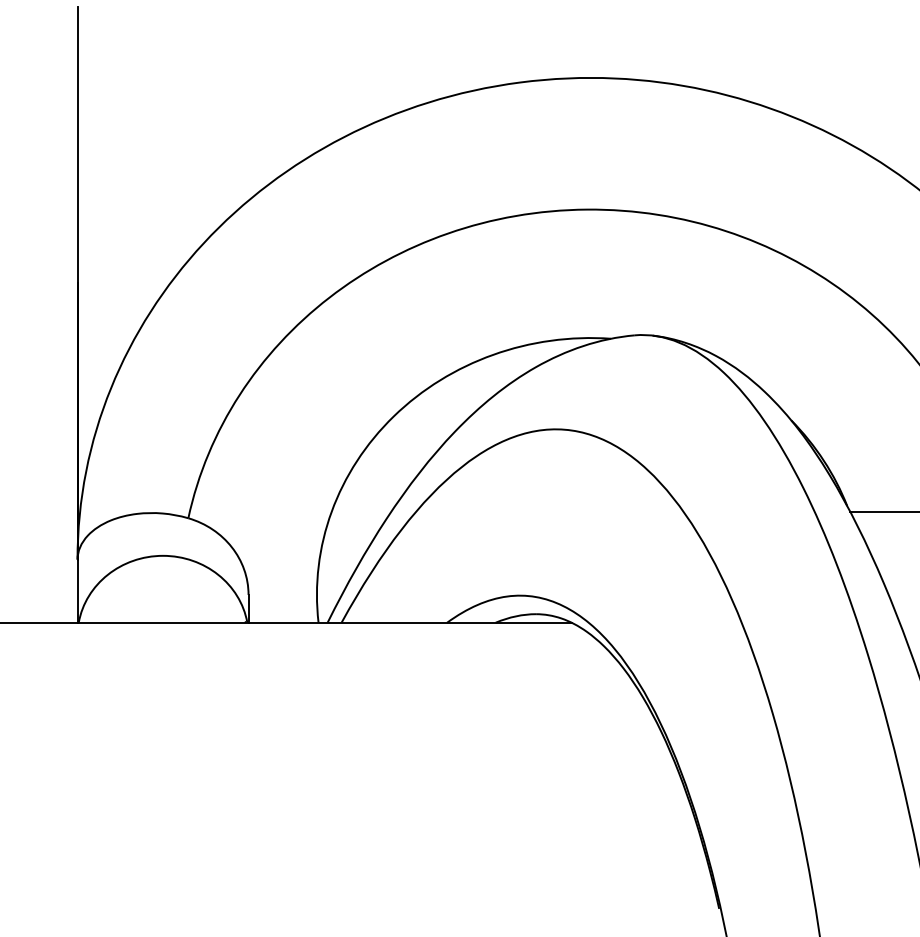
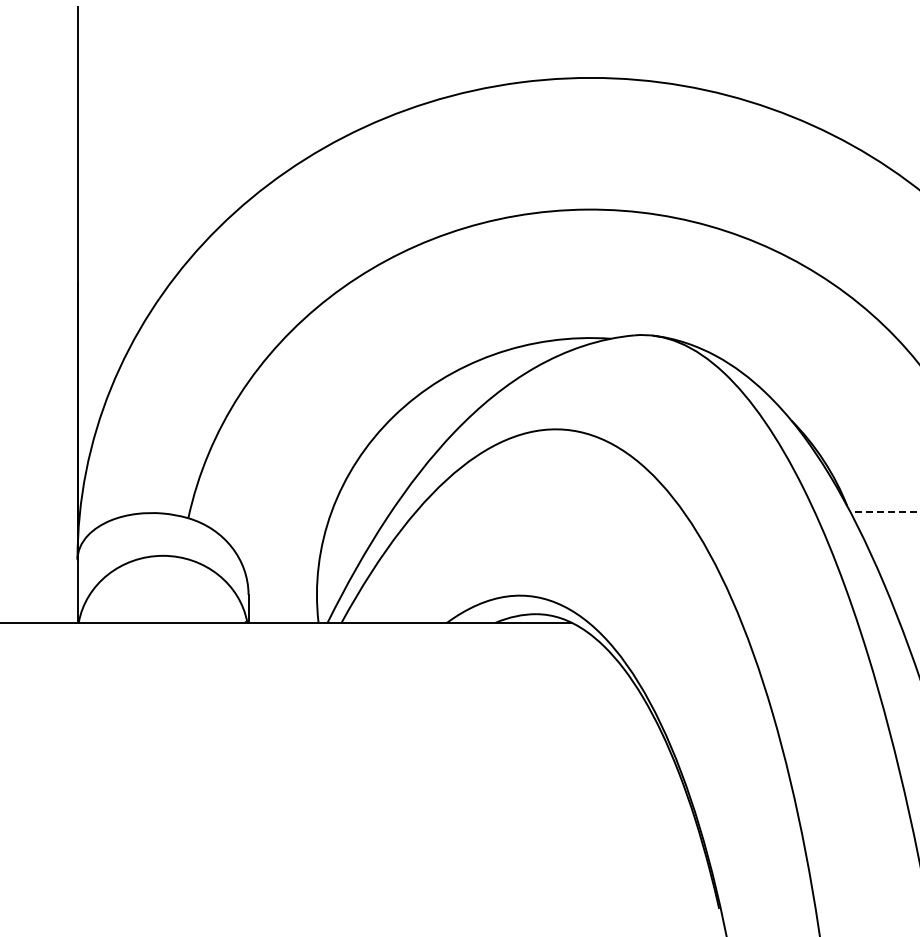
line: solid -> dashed (884, 511)
